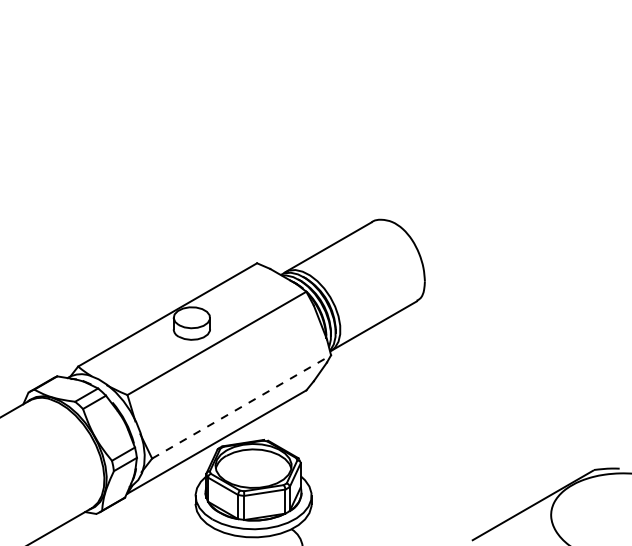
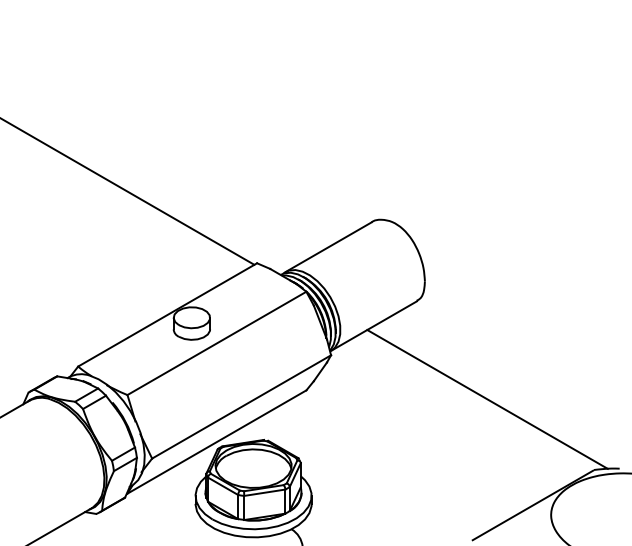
line: none -> present (128, 191)
line: none -> present (487, 399)
line: dashed -> solid (242, 406)
